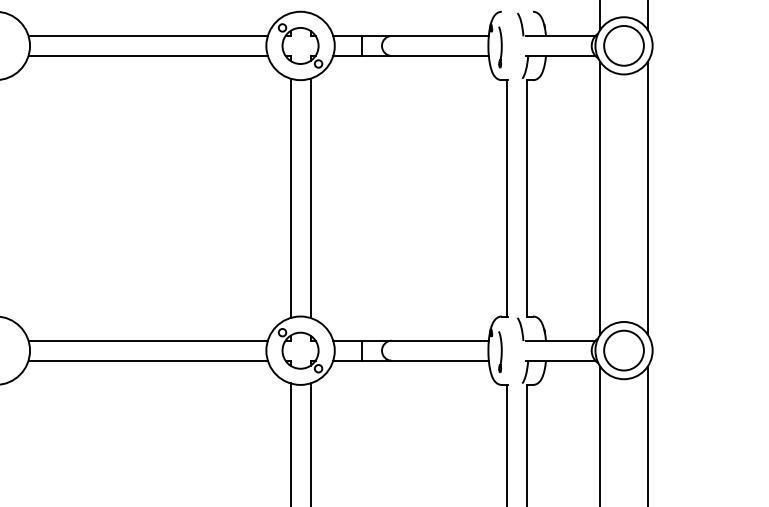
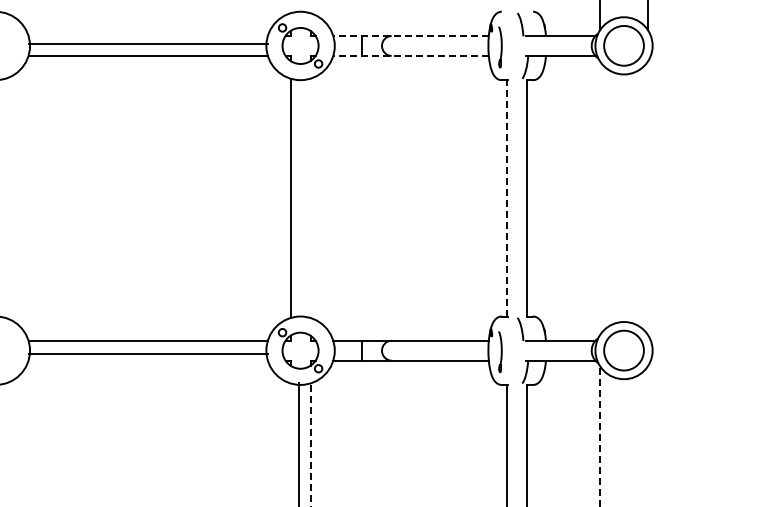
line position: (147, 36) -> (147, 44) (147, 44)
line: solid -> dashed (411, 36)
line: solid -> dashed (411, 55)
line: present -> none (310, 197)
line: solid -> dashed (507, 197)
line: present -> none (600, 197)
line: present -> none (647, 197)
line position: (147, 360) -> (147, 353) (147, 353)
line: present -> none (647, 434)
line: solid -> dashed (600, 436)
line position: (290, 443) -> (298, 443) (298, 443)
line: solid -> dashed (310, 444)
